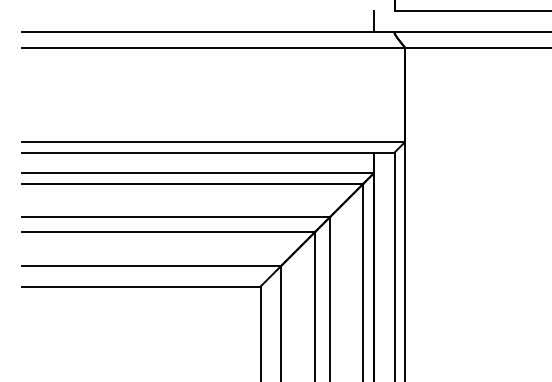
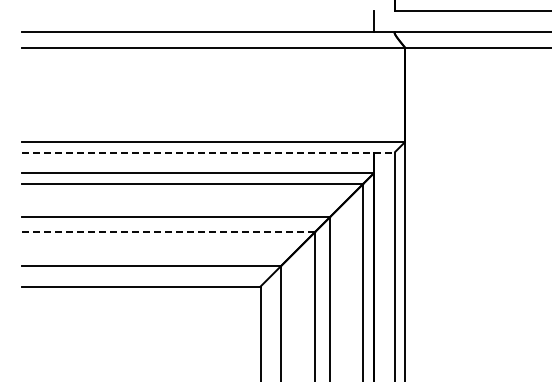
line: solid -> dashed (208, 152)
line: solid -> dashed (168, 232)
